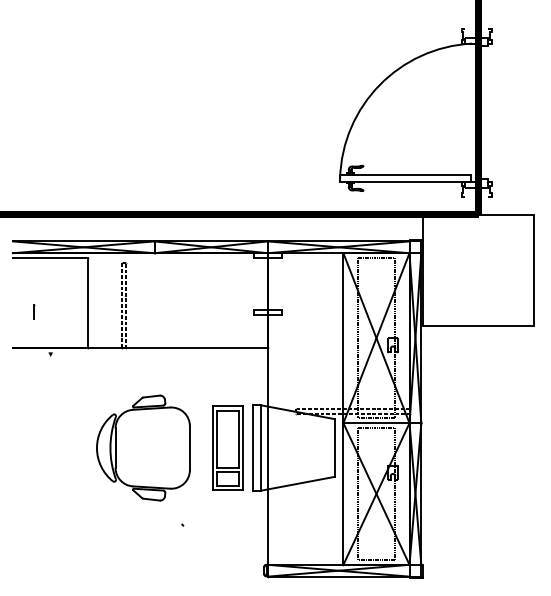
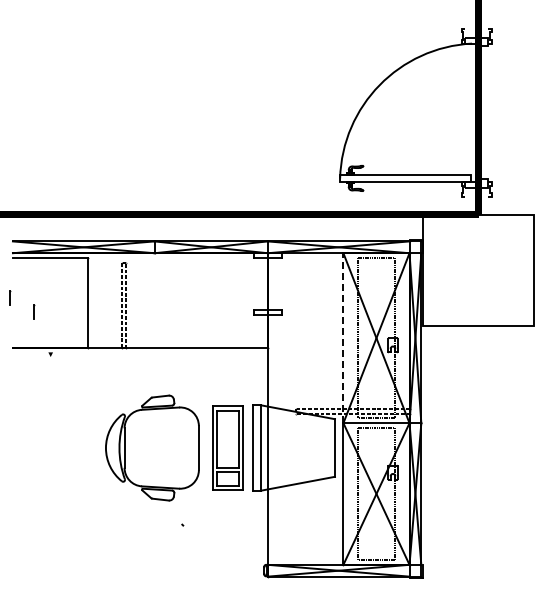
line: none -> present (10, 297)
line: solid -> dashed (343, 338)
part position: (143, 447) -> (152, 447) (152, 447)
